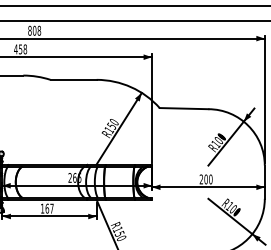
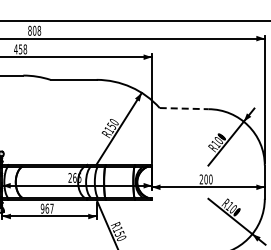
line: present -> none (134, 6)
line: solid -> dashed (184, 108)
text: 167 -> 967 (42, 208)
